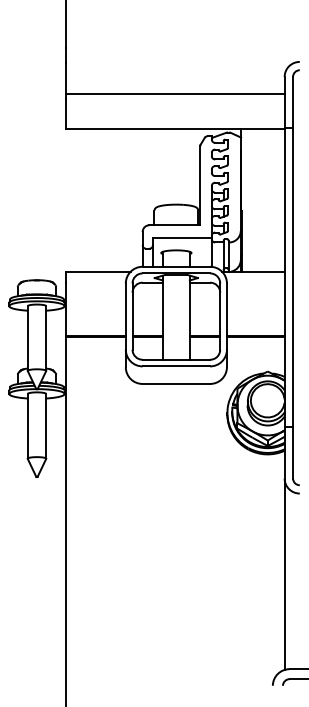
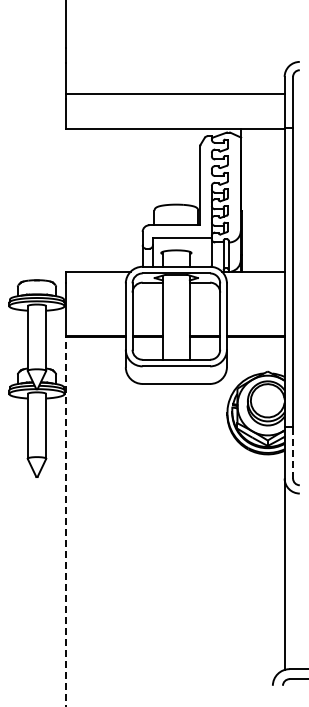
line: solid -> dashed (293, 452)
line: solid -> dashed (65, 521)
